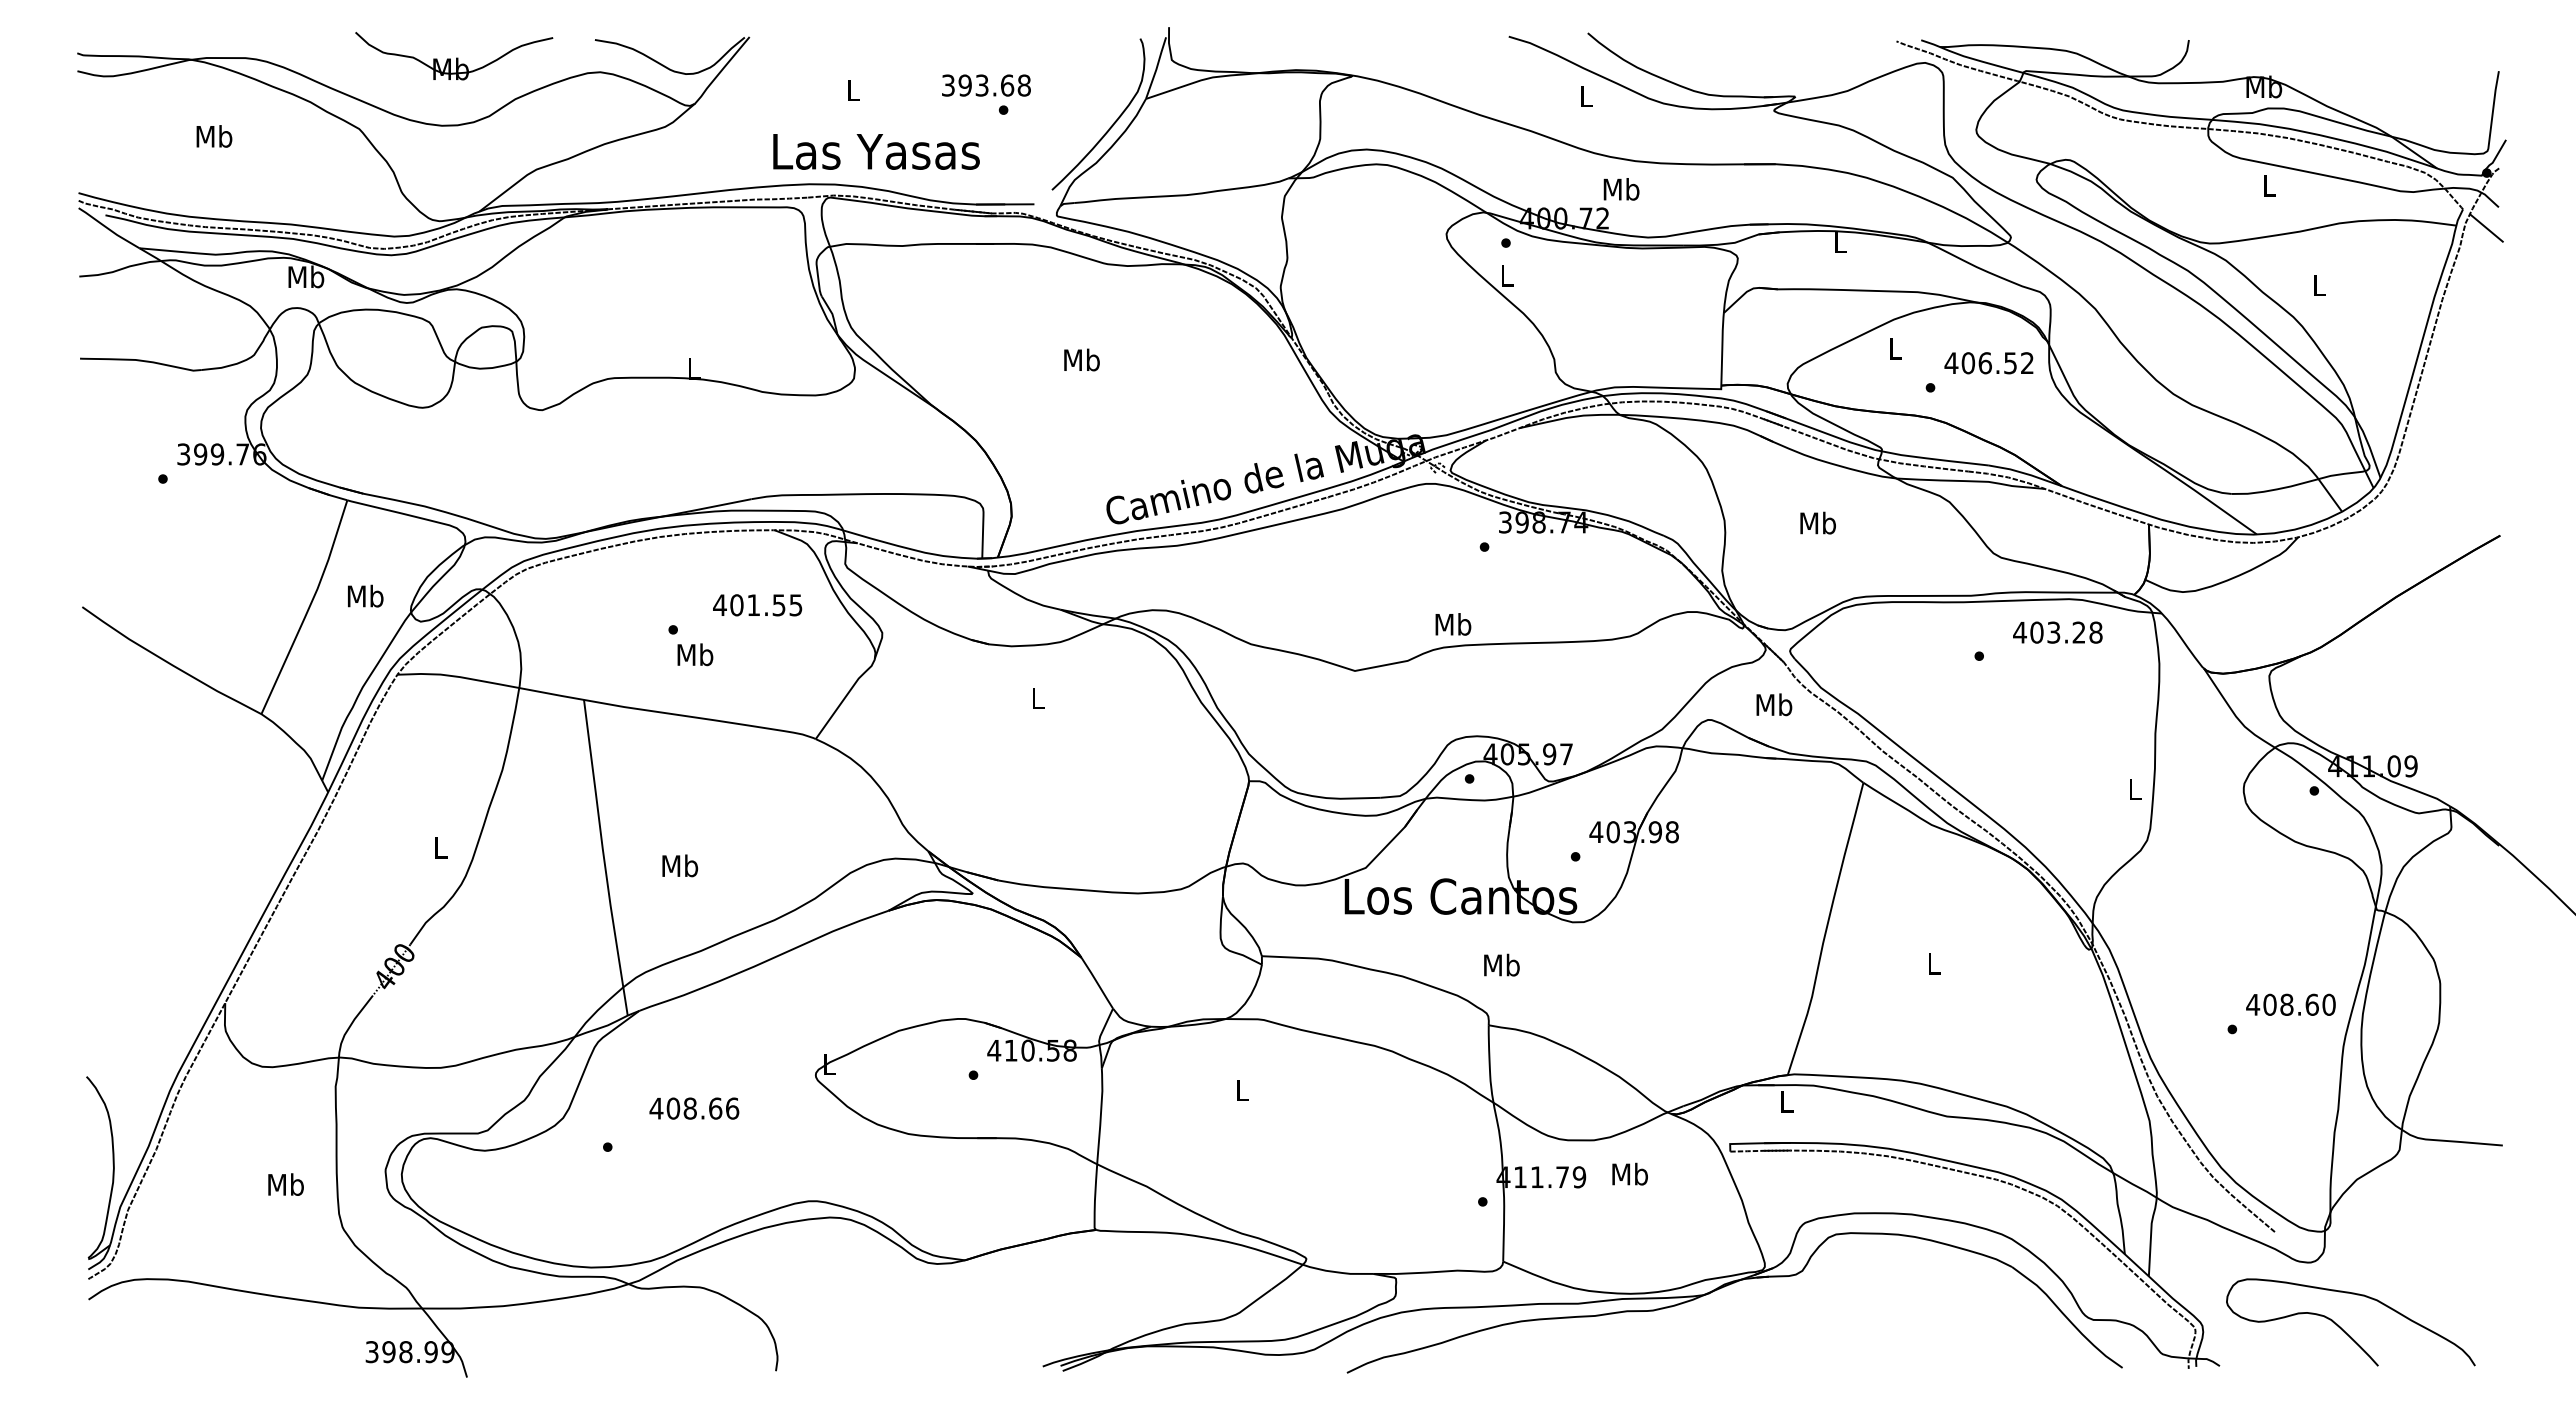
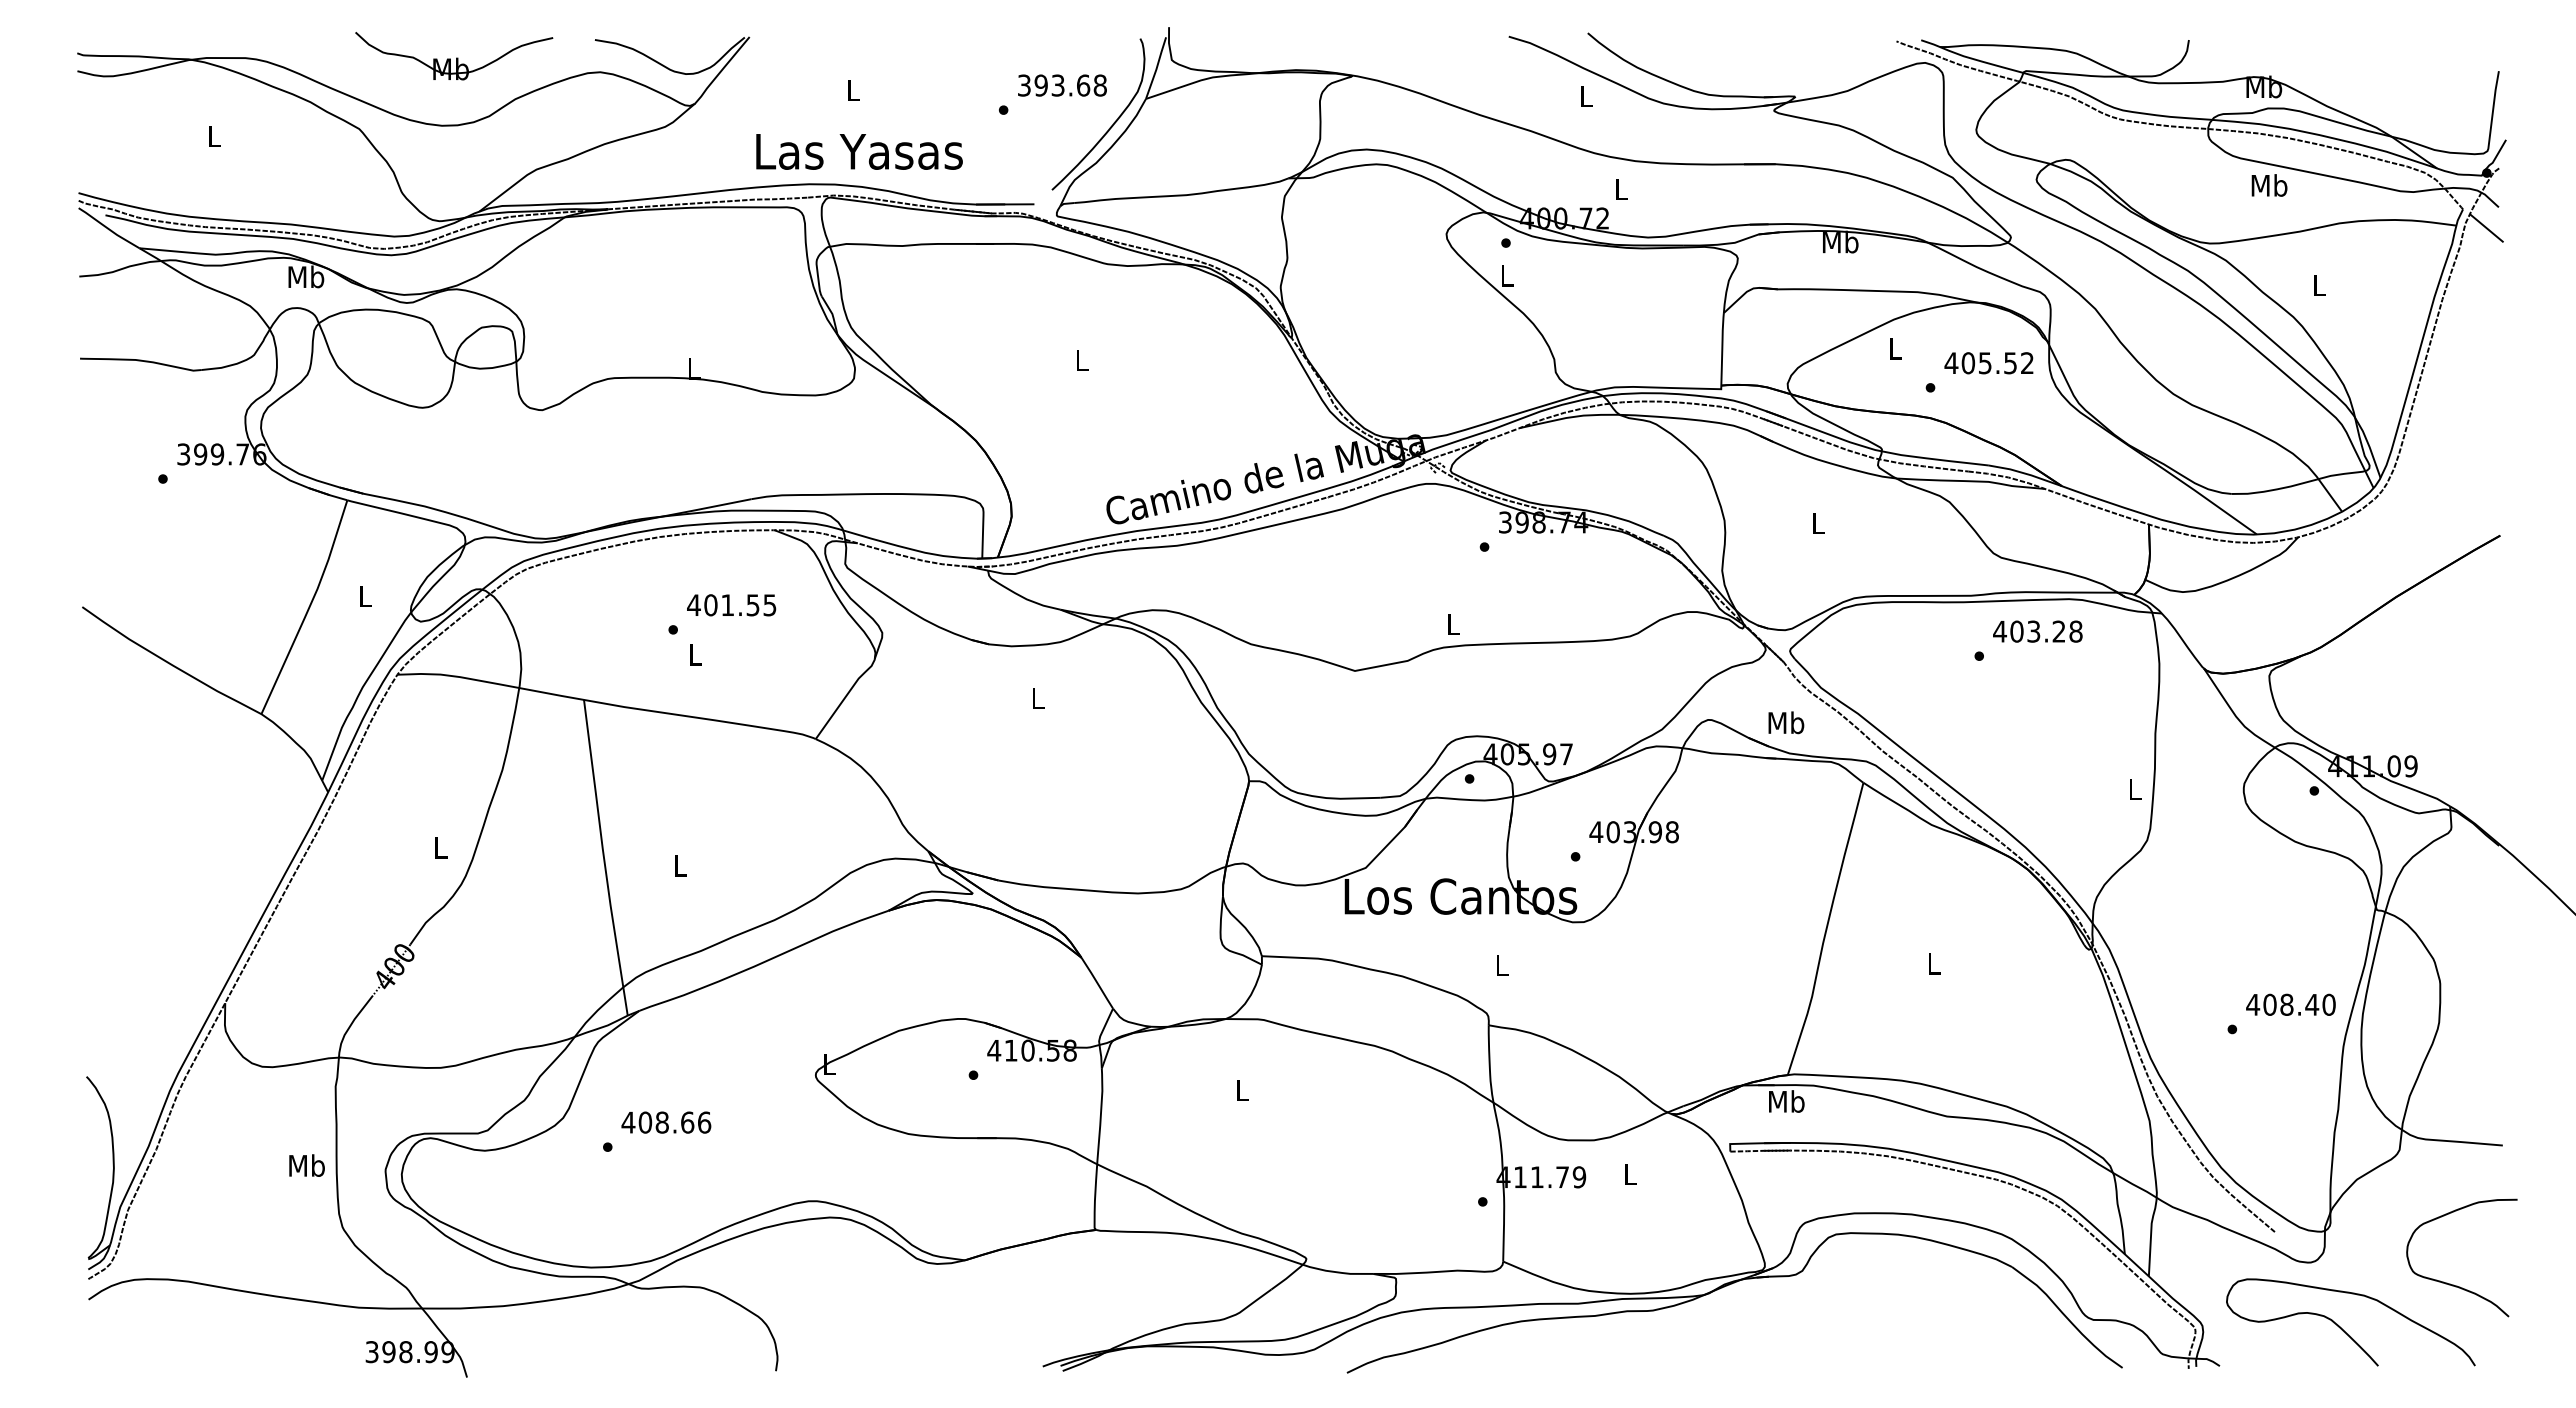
text position: (986, 85) -> (1062, 85) (1062, 85)
text: Mb -> L (214, 136)
text position: (876, 151) -> (859, 151) (859, 151)
text: L -> Mb (2269, 185)
text: Mb -> L (1621, 189)
text: L -> Mb (1840, 241)
text: Mb -> L (1081, 359)
text: 406.52 -> 405.52 (1984, 363)
text: Mb -> L (1817, 522)
text: Mb -> L (365, 595)
text position: (757, 605) -> (731, 605) (731, 605)
text: Mb -> L (1453, 624)
text position: (2057, 632) -> (2037, 631) (2037, 631)
text: Mb -> L (695, 654)
text position: (1774, 704) -> (1786, 722) (1786, 722)
text: Mb -> L (680, 865)
text: Mb -> L (1501, 964)
text: 408.60 -> 408.40 (2312, 1004)
text: L -> Mb (1786, 1101)
text position: (694, 1108) -> (666, 1122) (666, 1122)
text: Mb -> L (1629, 1173)
text position: (285, 1184) -> (306, 1165) (306, 1165)
curve: none -> present (2453, 1284)
